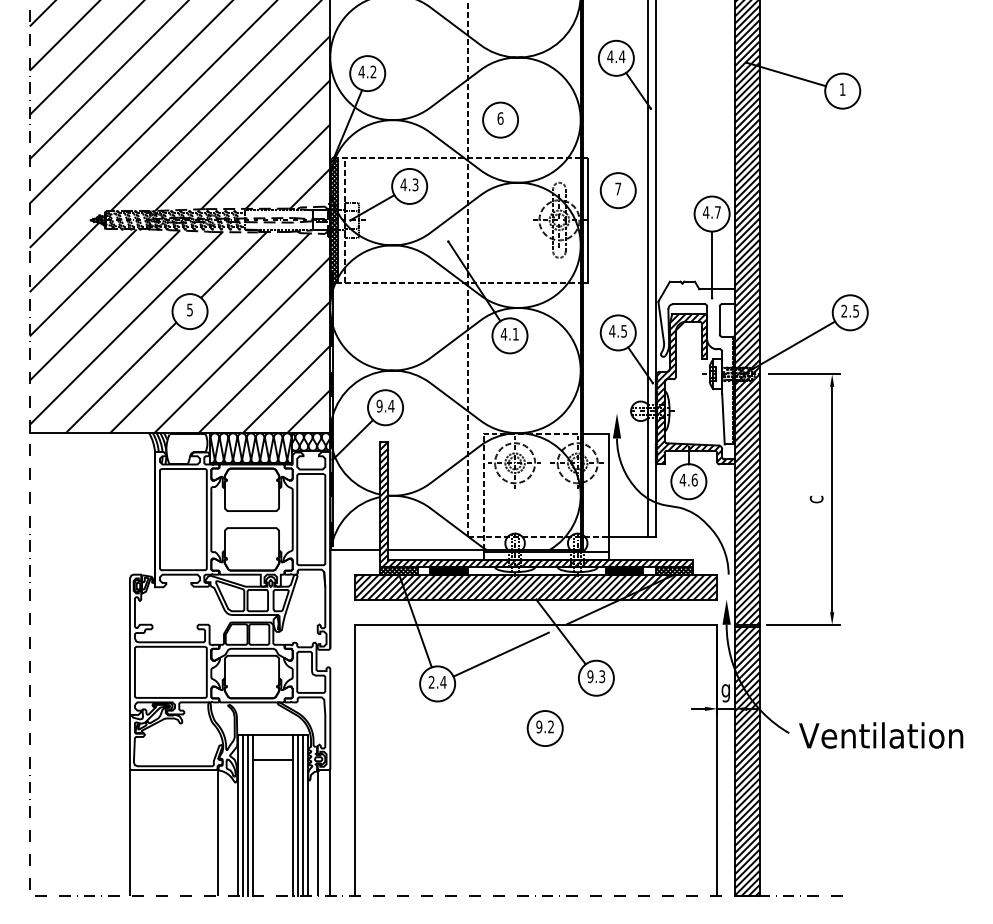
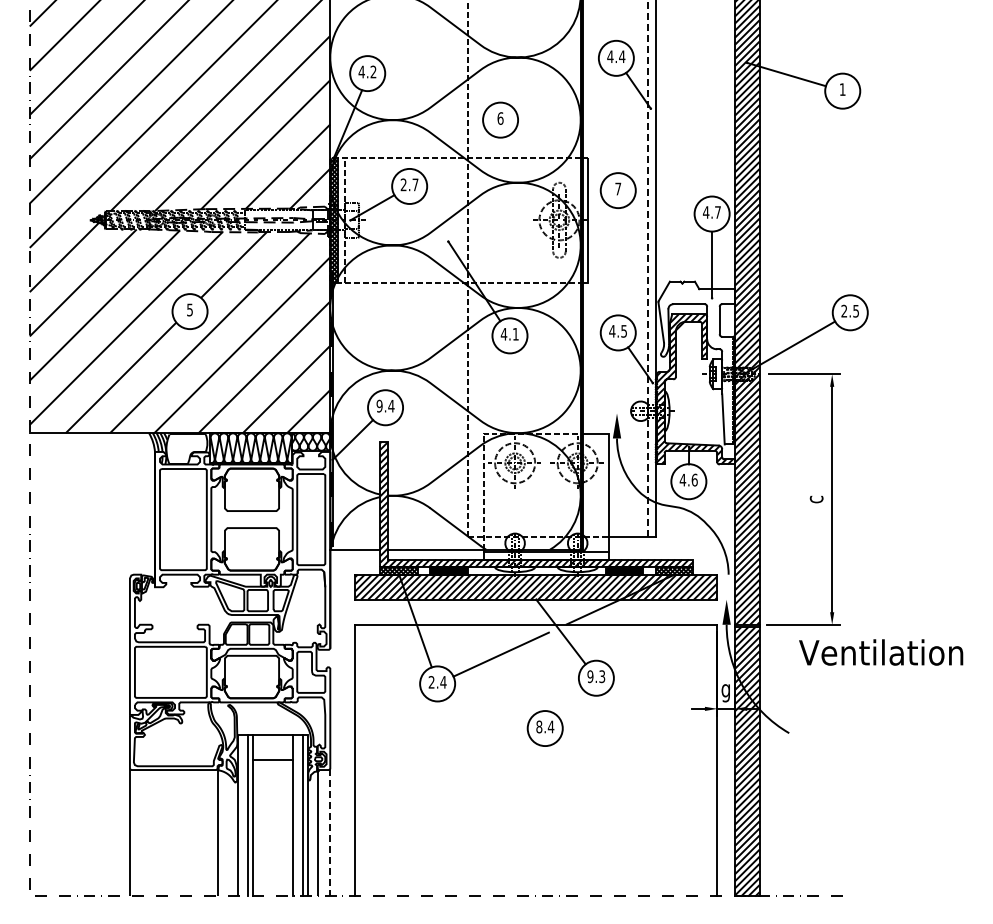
text: 4.3 -> 2.7 (409, 184)
line: solid -> dashed (648, 268)
text: 9.2 -> 8.4 (545, 726)
text position: (881, 735) -> (881, 652) (881, 652)
line: present -> none (242, 815)
line: present -> none (297, 815)
line: solid -> dashed (330, 832)
